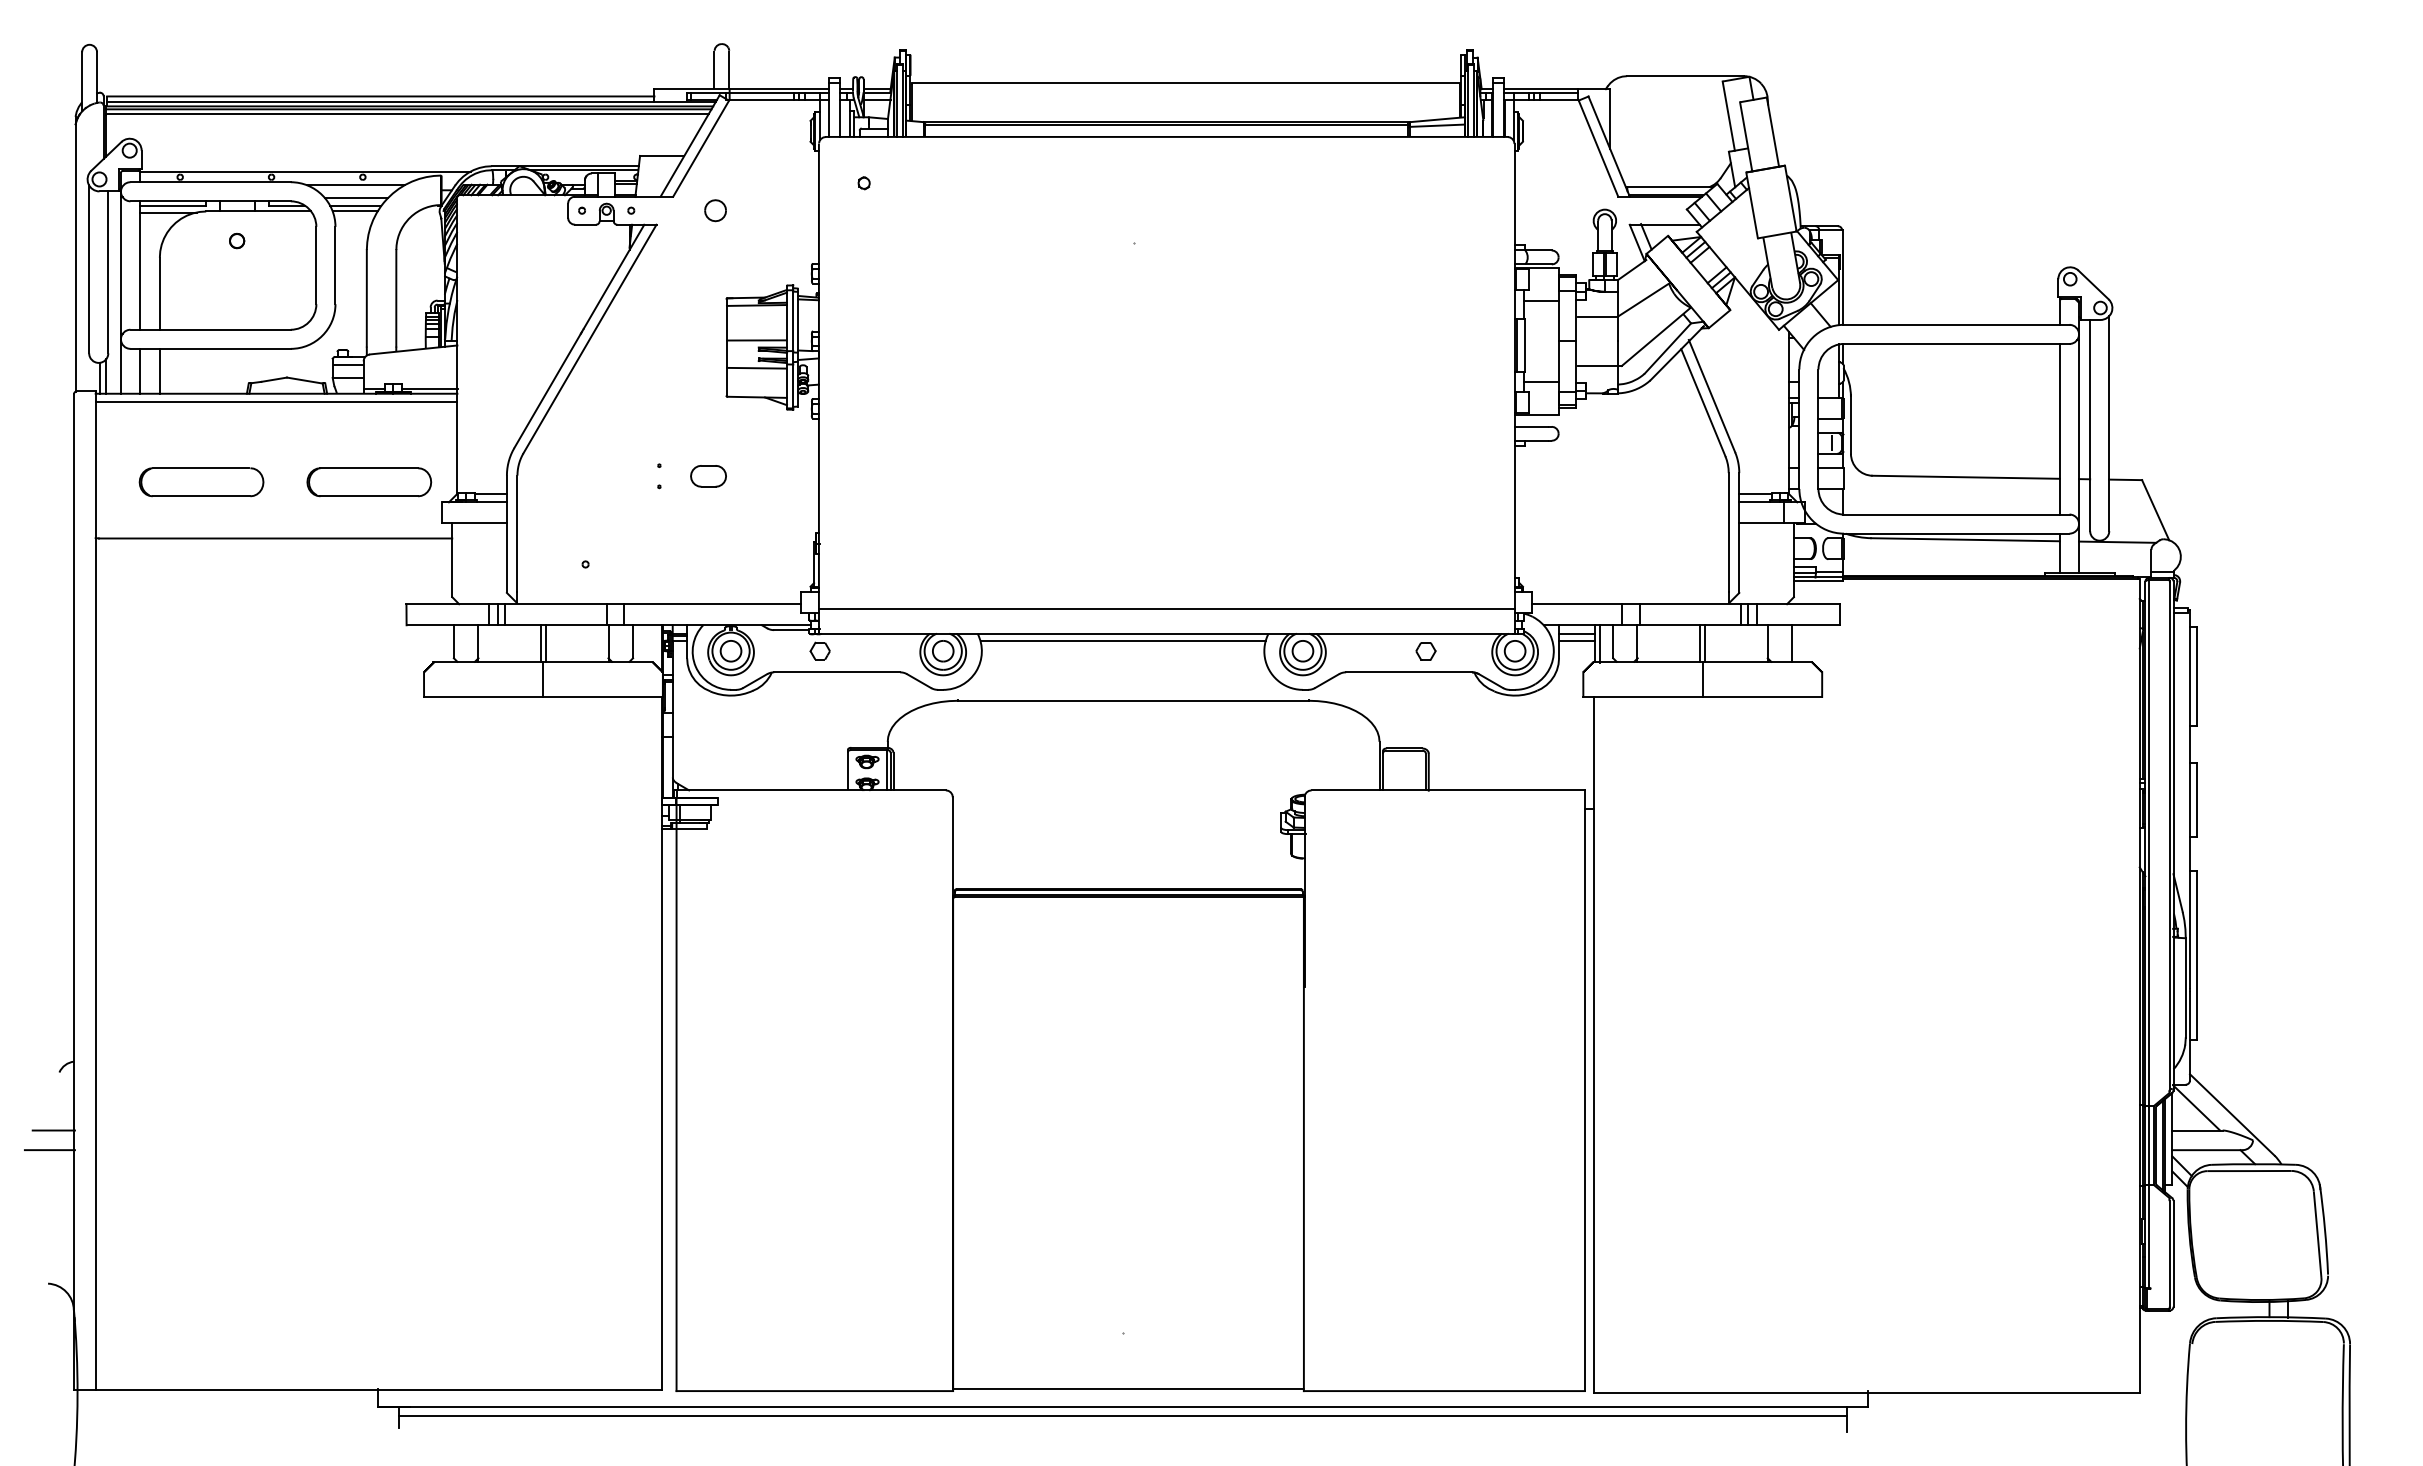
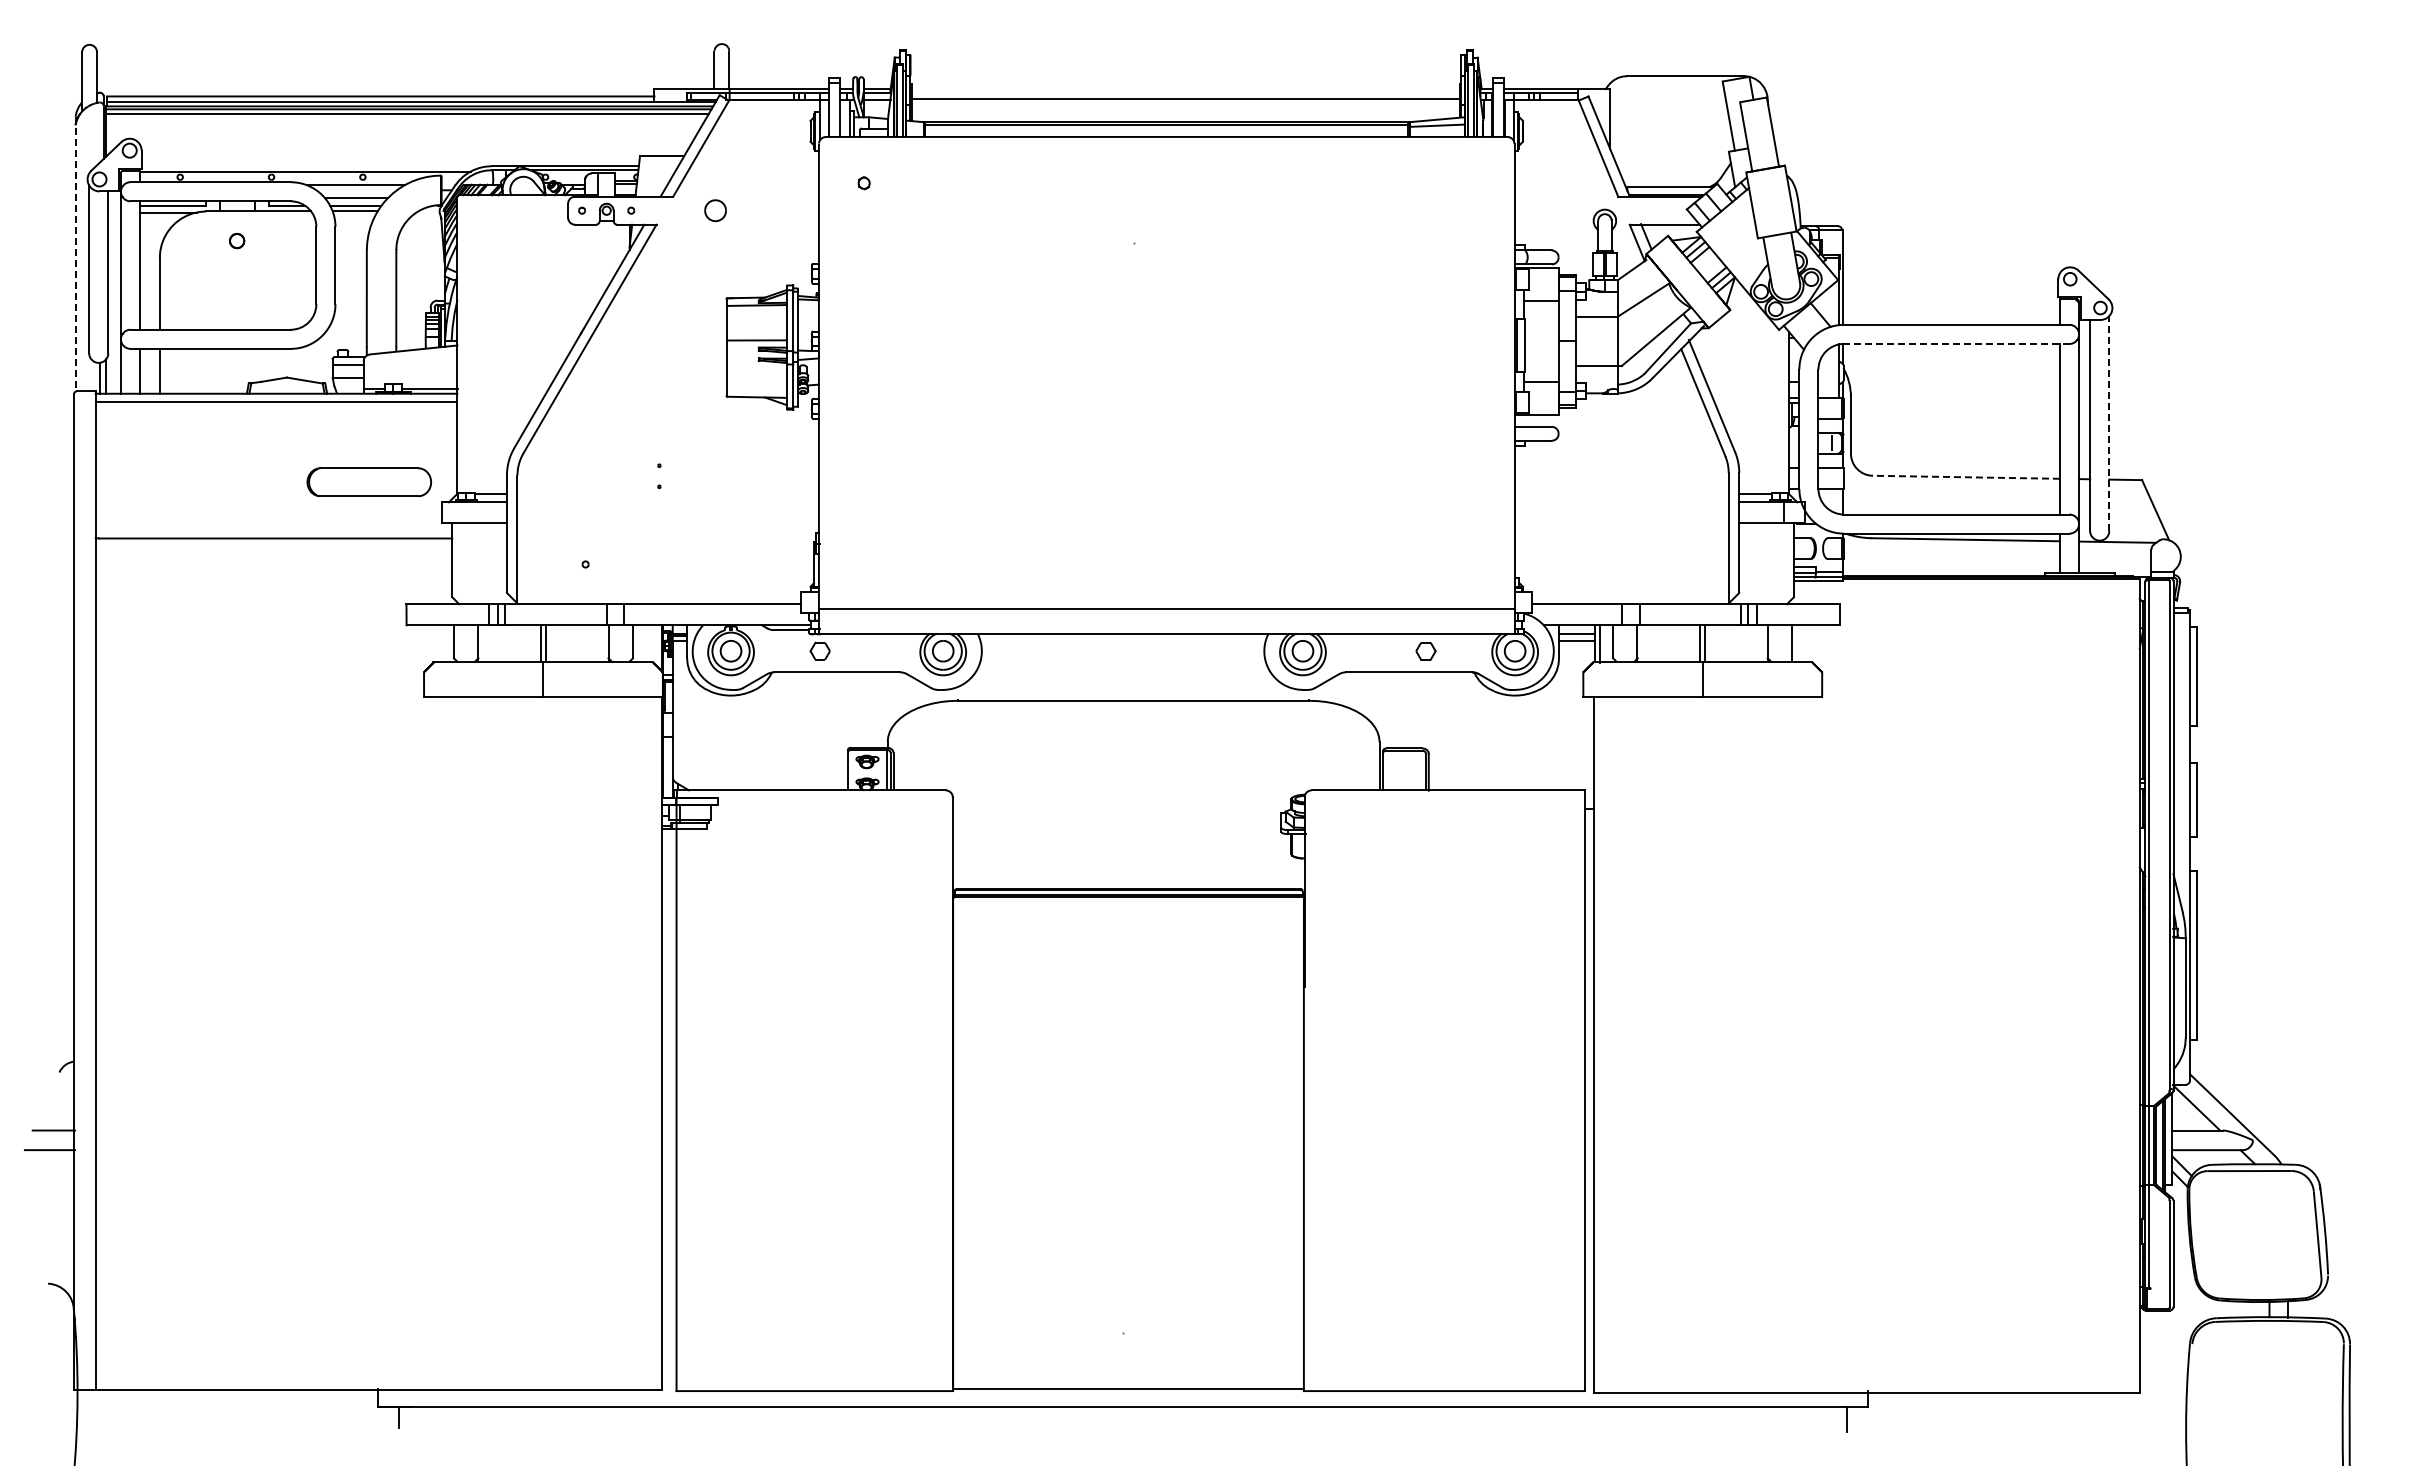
line position: (1185, 82) -> (1185, 98) (1185, 98)
line: solid -> dashed (75, 254)
line: solid -> dashed (1956, 343)
line: present -> none (756, 367)
line: solid -> dashed (2109, 423)
part: present -> none (708, 476)
line: solid -> dashed (1966, 477)
part: present -> none (201, 482)
line: present -> none (1122, 641)
line: present -> none (1122, 1415)
